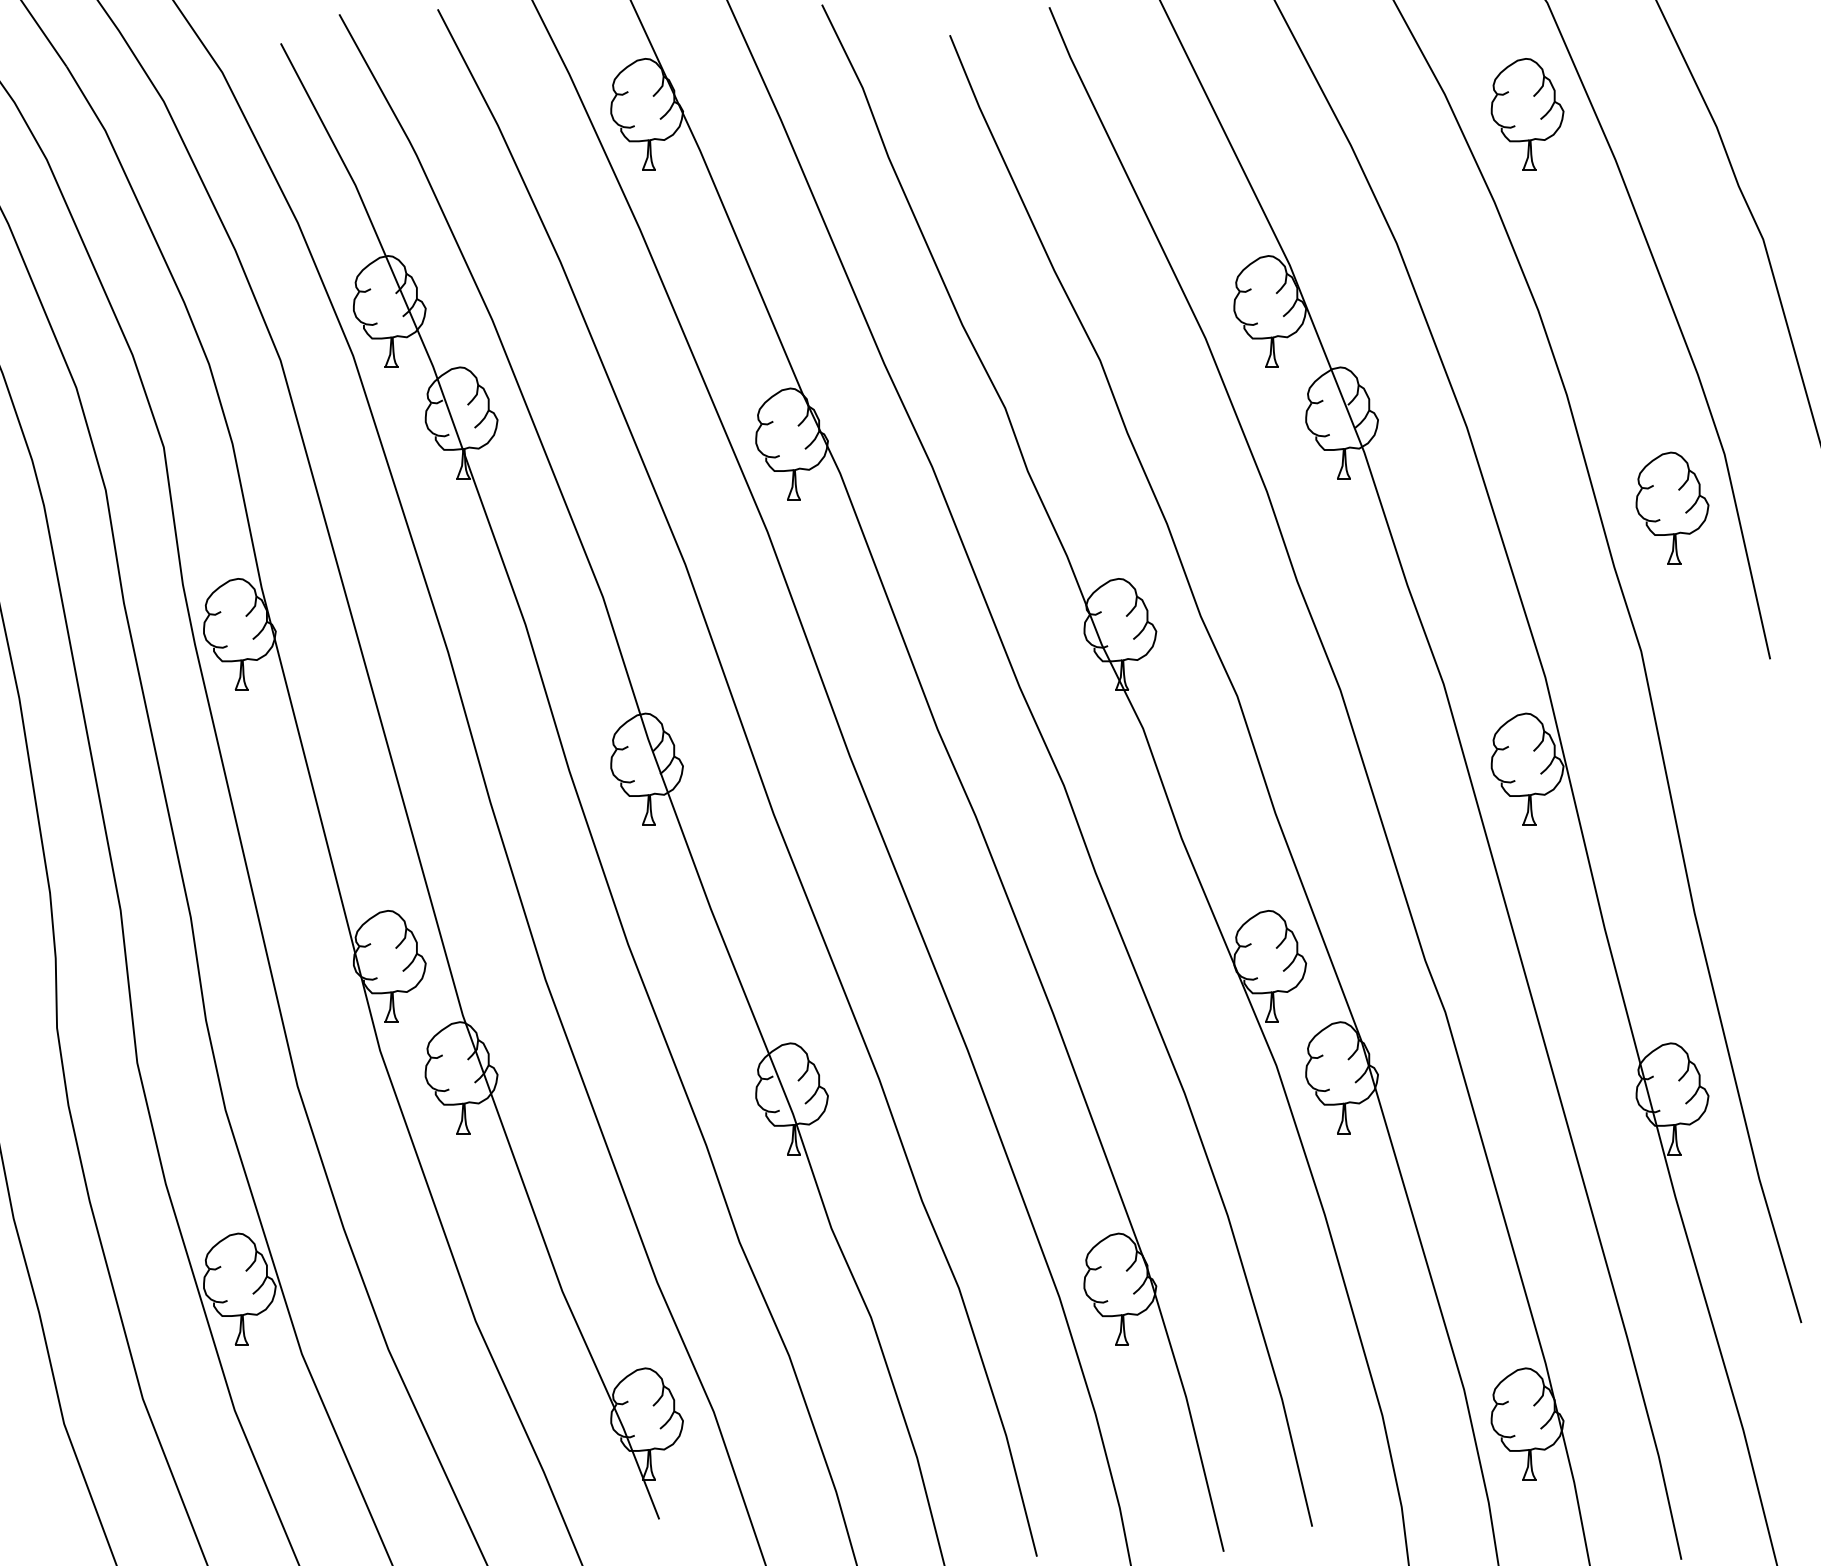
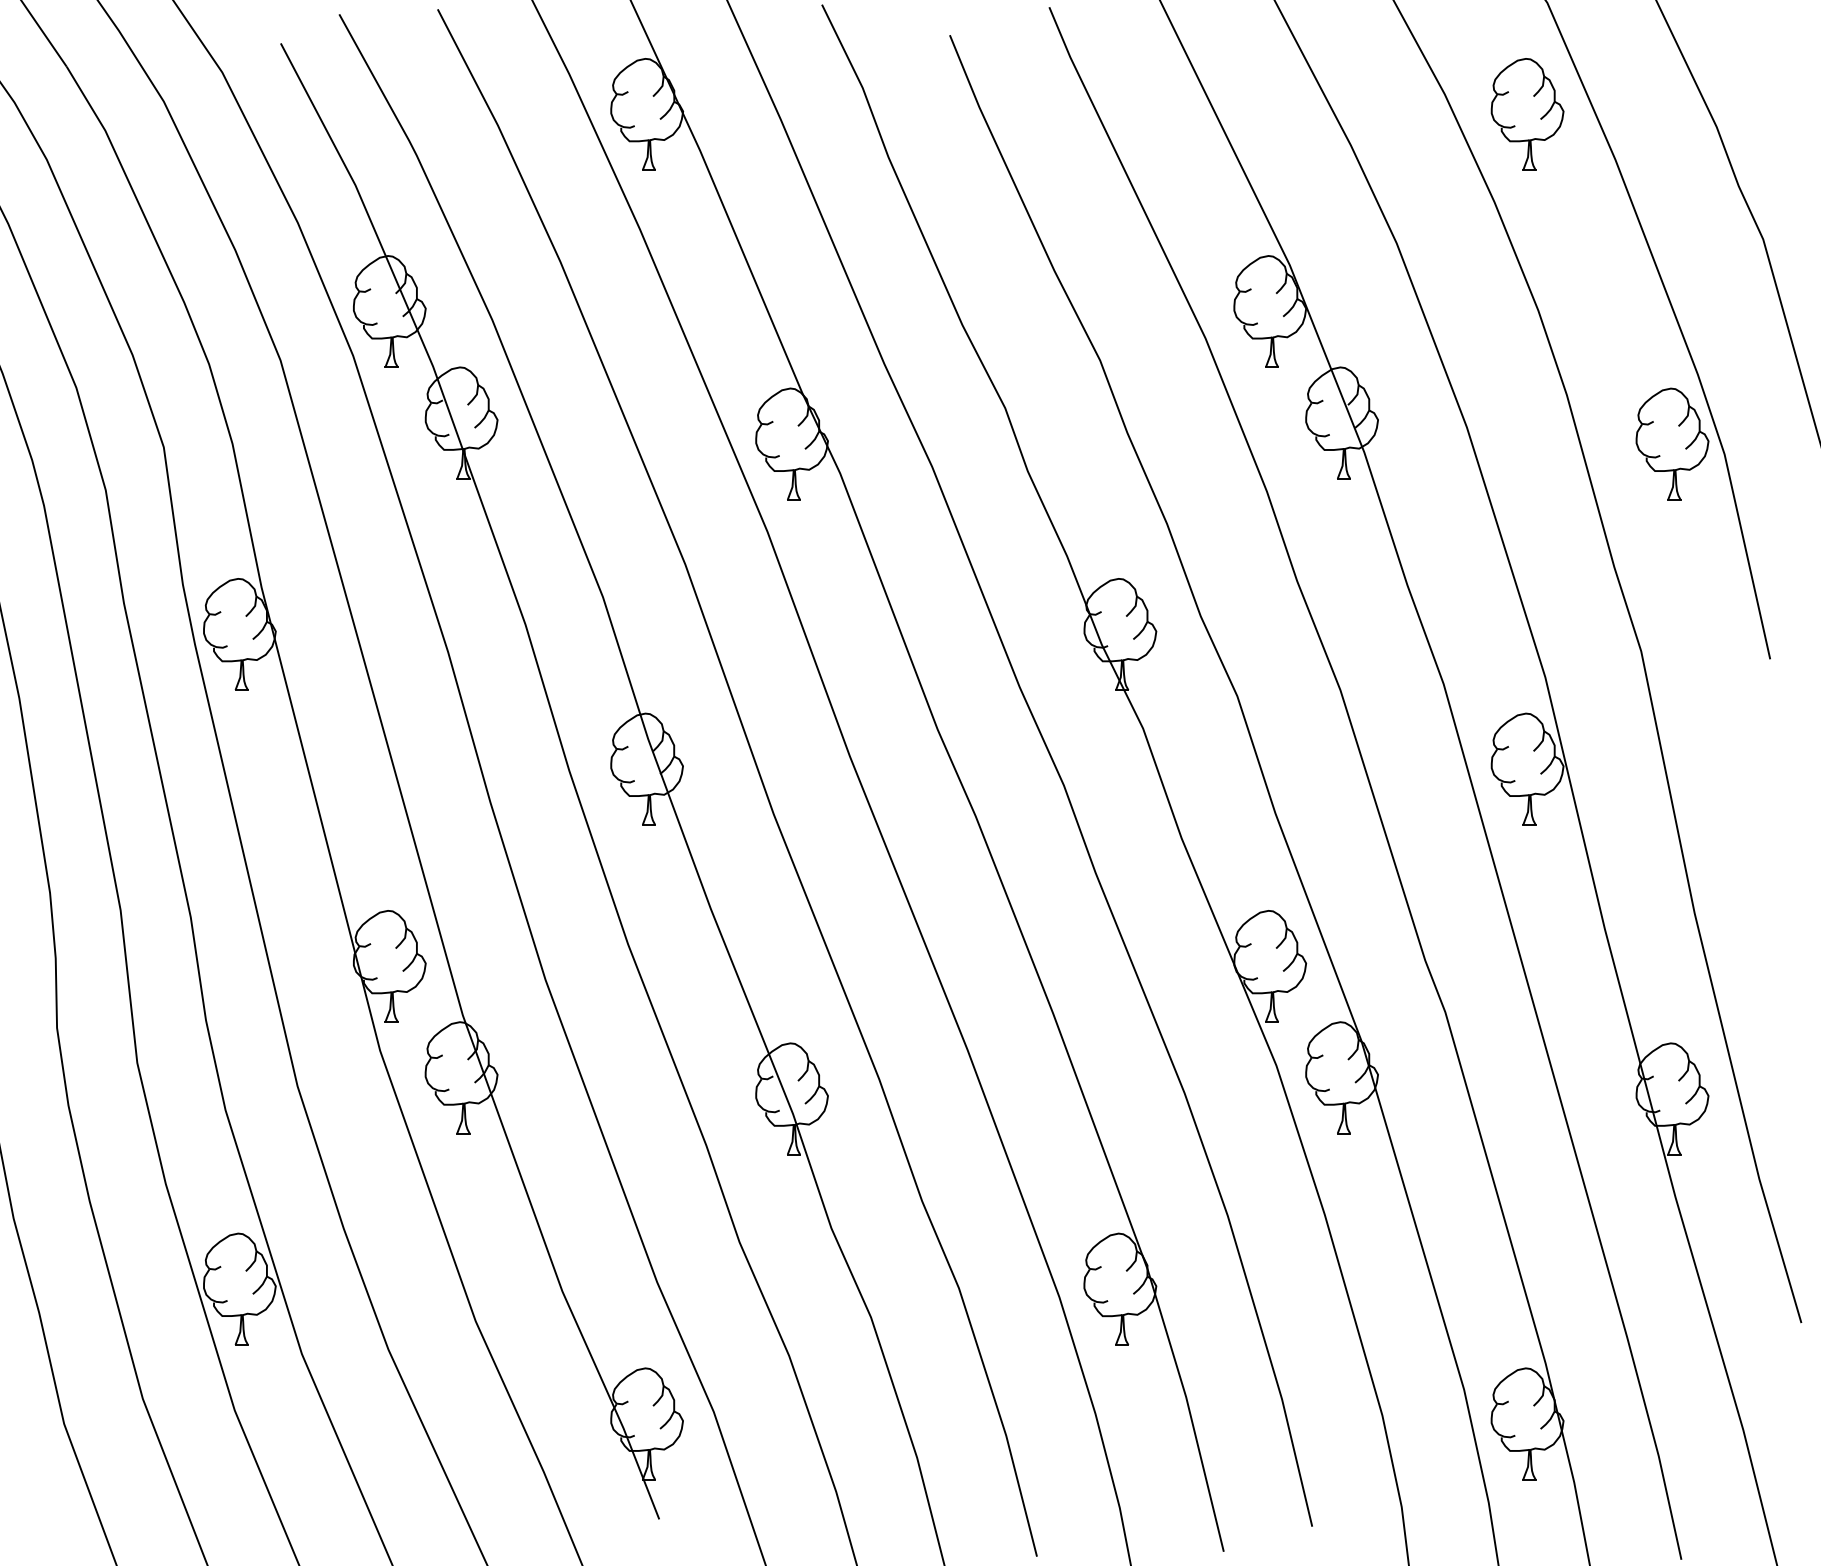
part position: (1672, 507) -> (1672, 443) (1672, 443)
